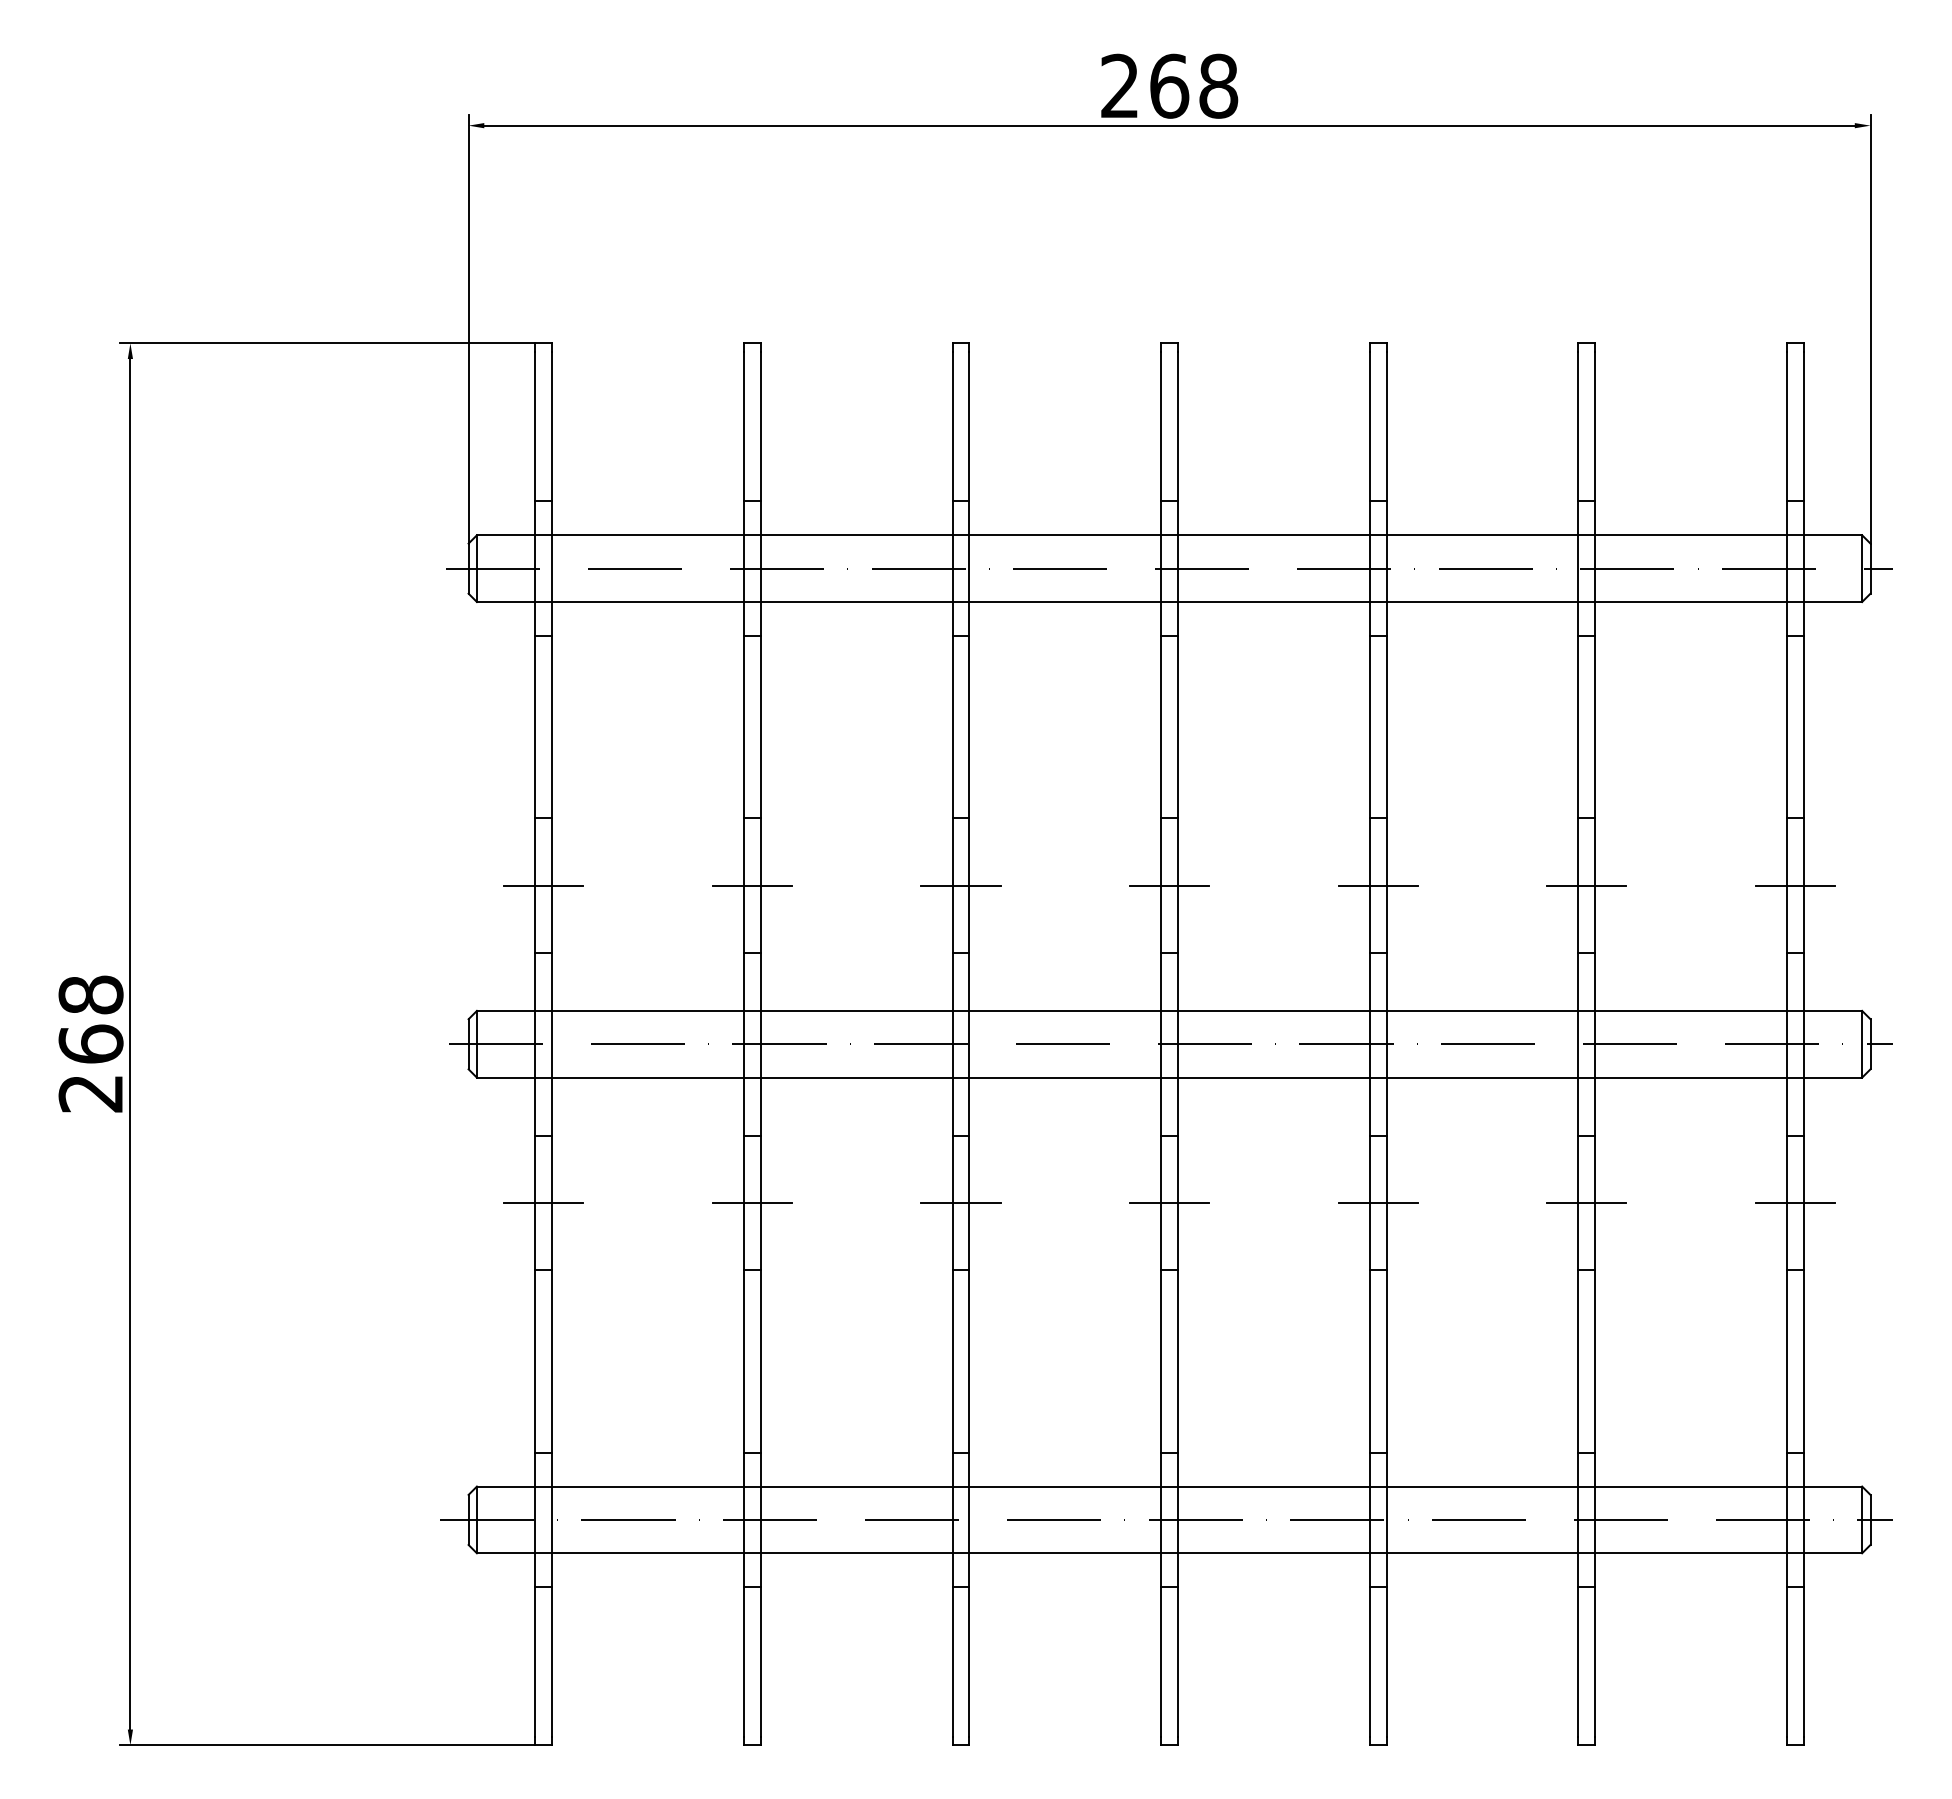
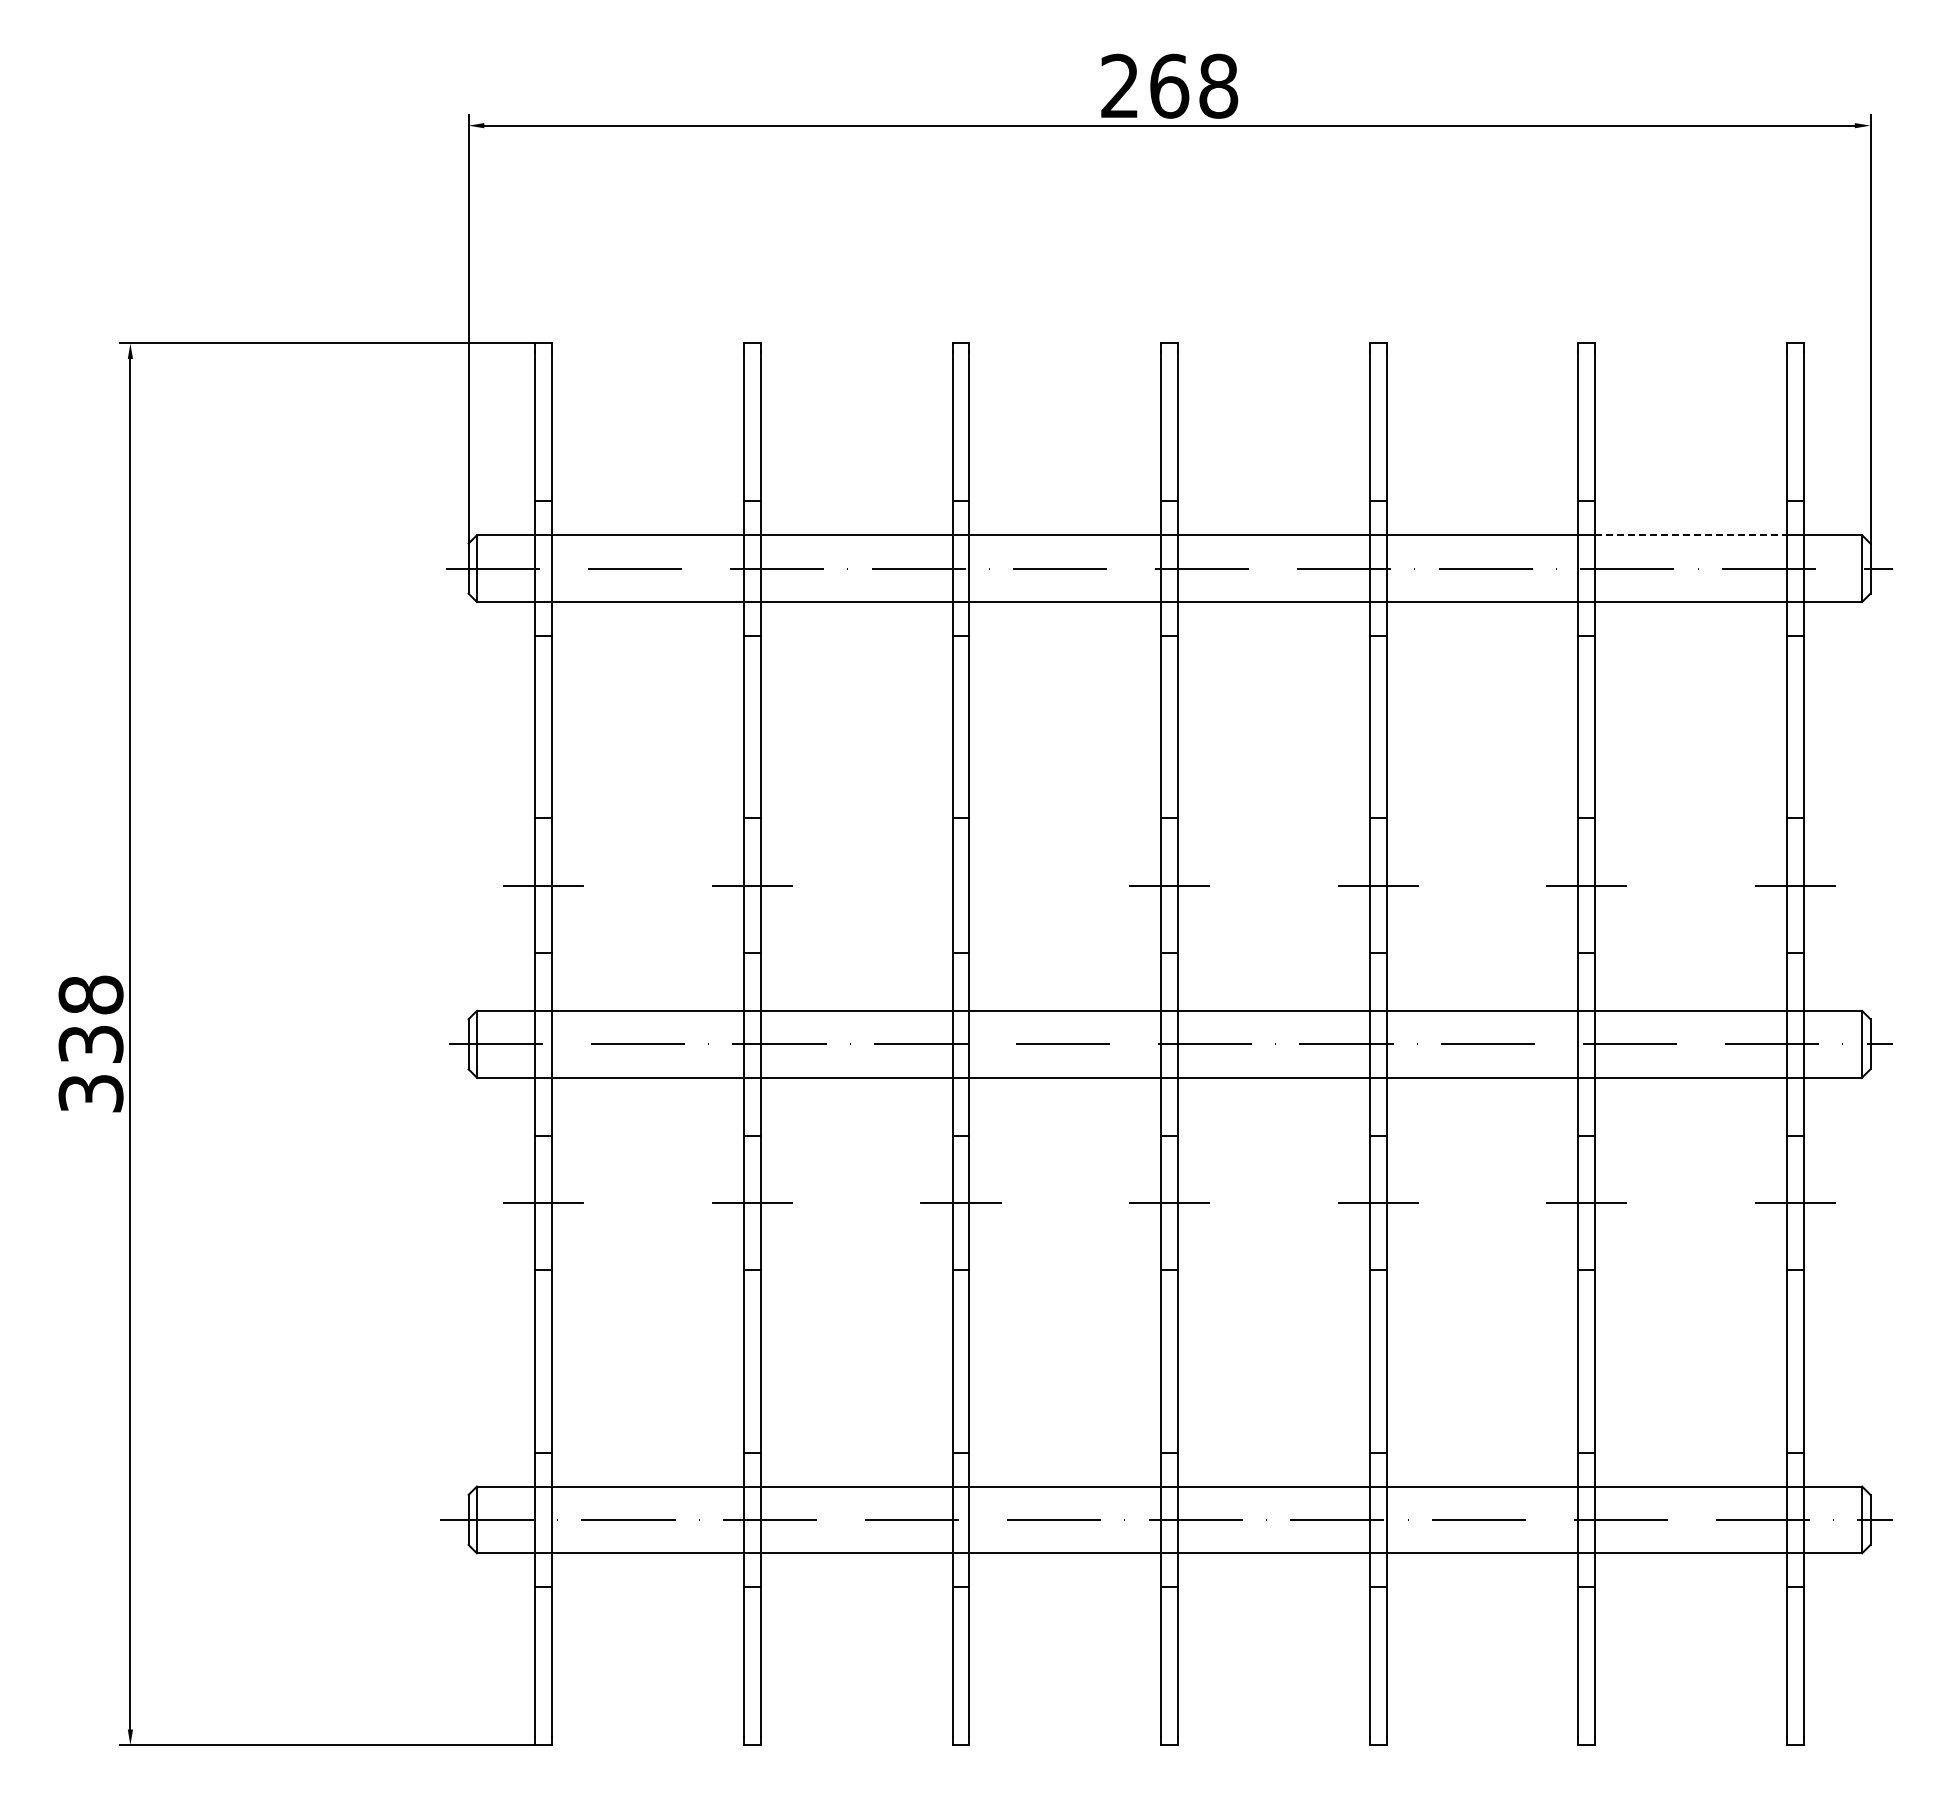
line: solid -> dashed (1691, 535)
line: present -> none (960, 885)
text: 268 -> 338 (90, 1068)
